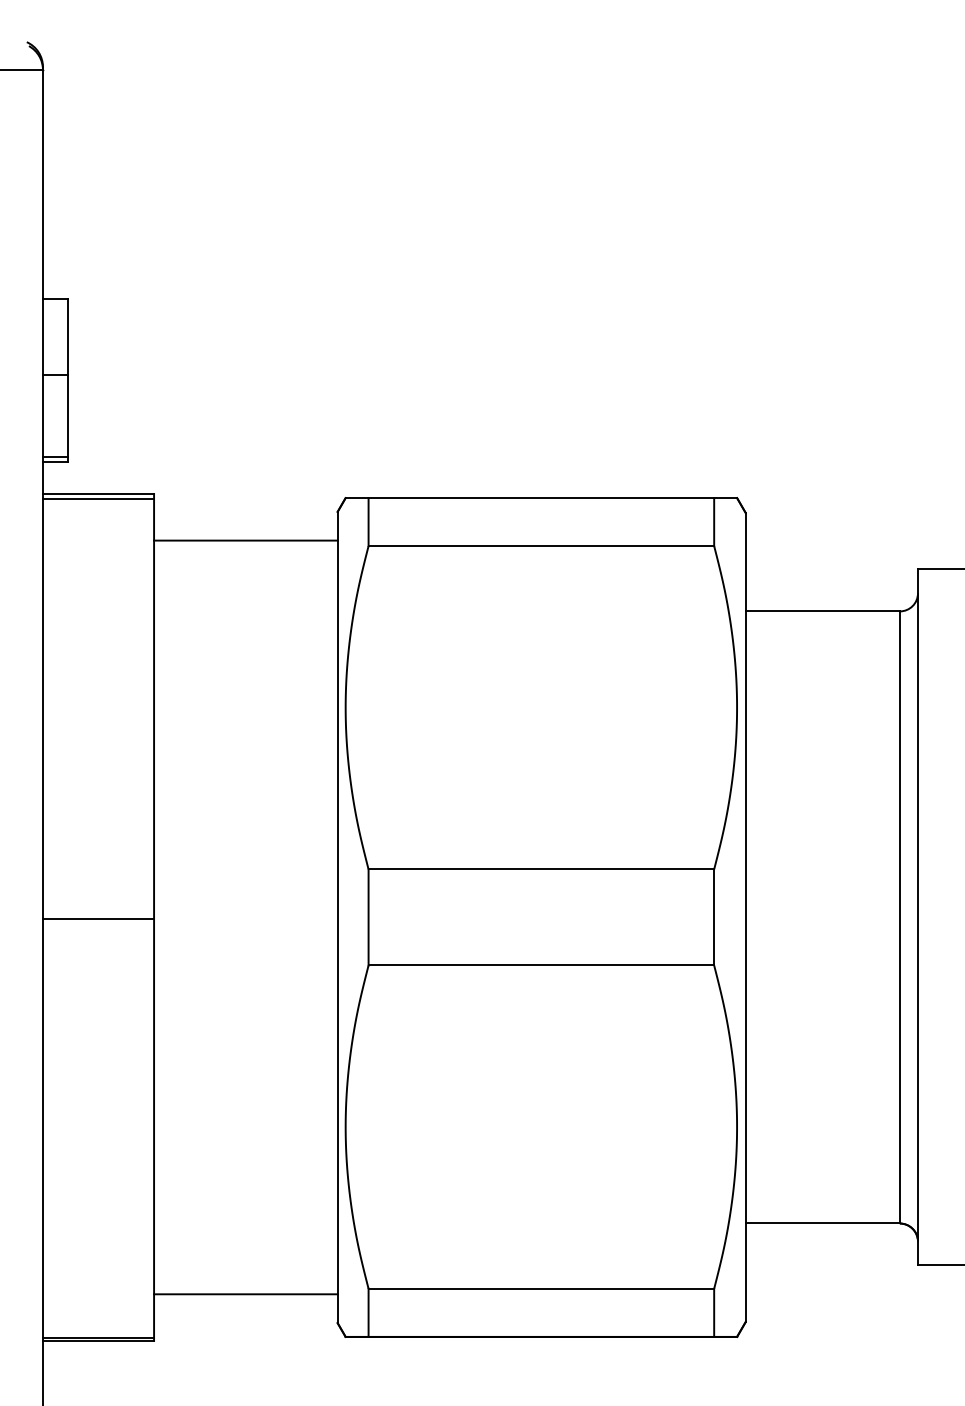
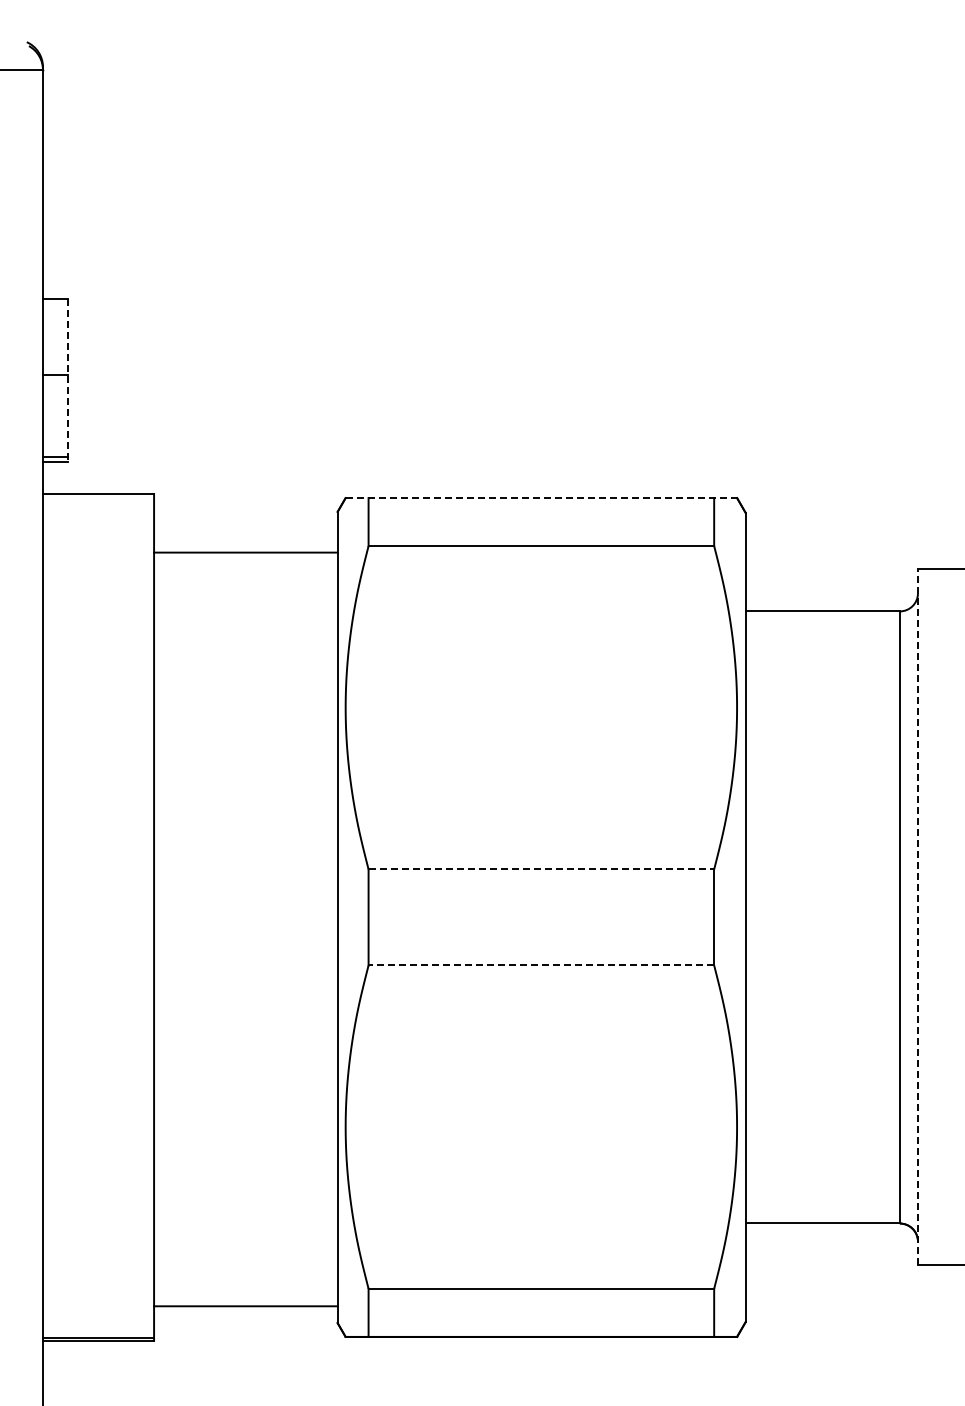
line: solid -> dashed (67, 380)
line: solid -> dashed (541, 498)
line: present -> none (98, 499)
line position: (245, 540) -> (245, 552) (245, 552)
line: solid -> dashed (541, 869)
line: solid -> dashed (917, 917)
line: present -> none (98, 918)
line: solid -> dashed (541, 965)
line position: (245, 1294) -> (245, 1306) (245, 1306)
